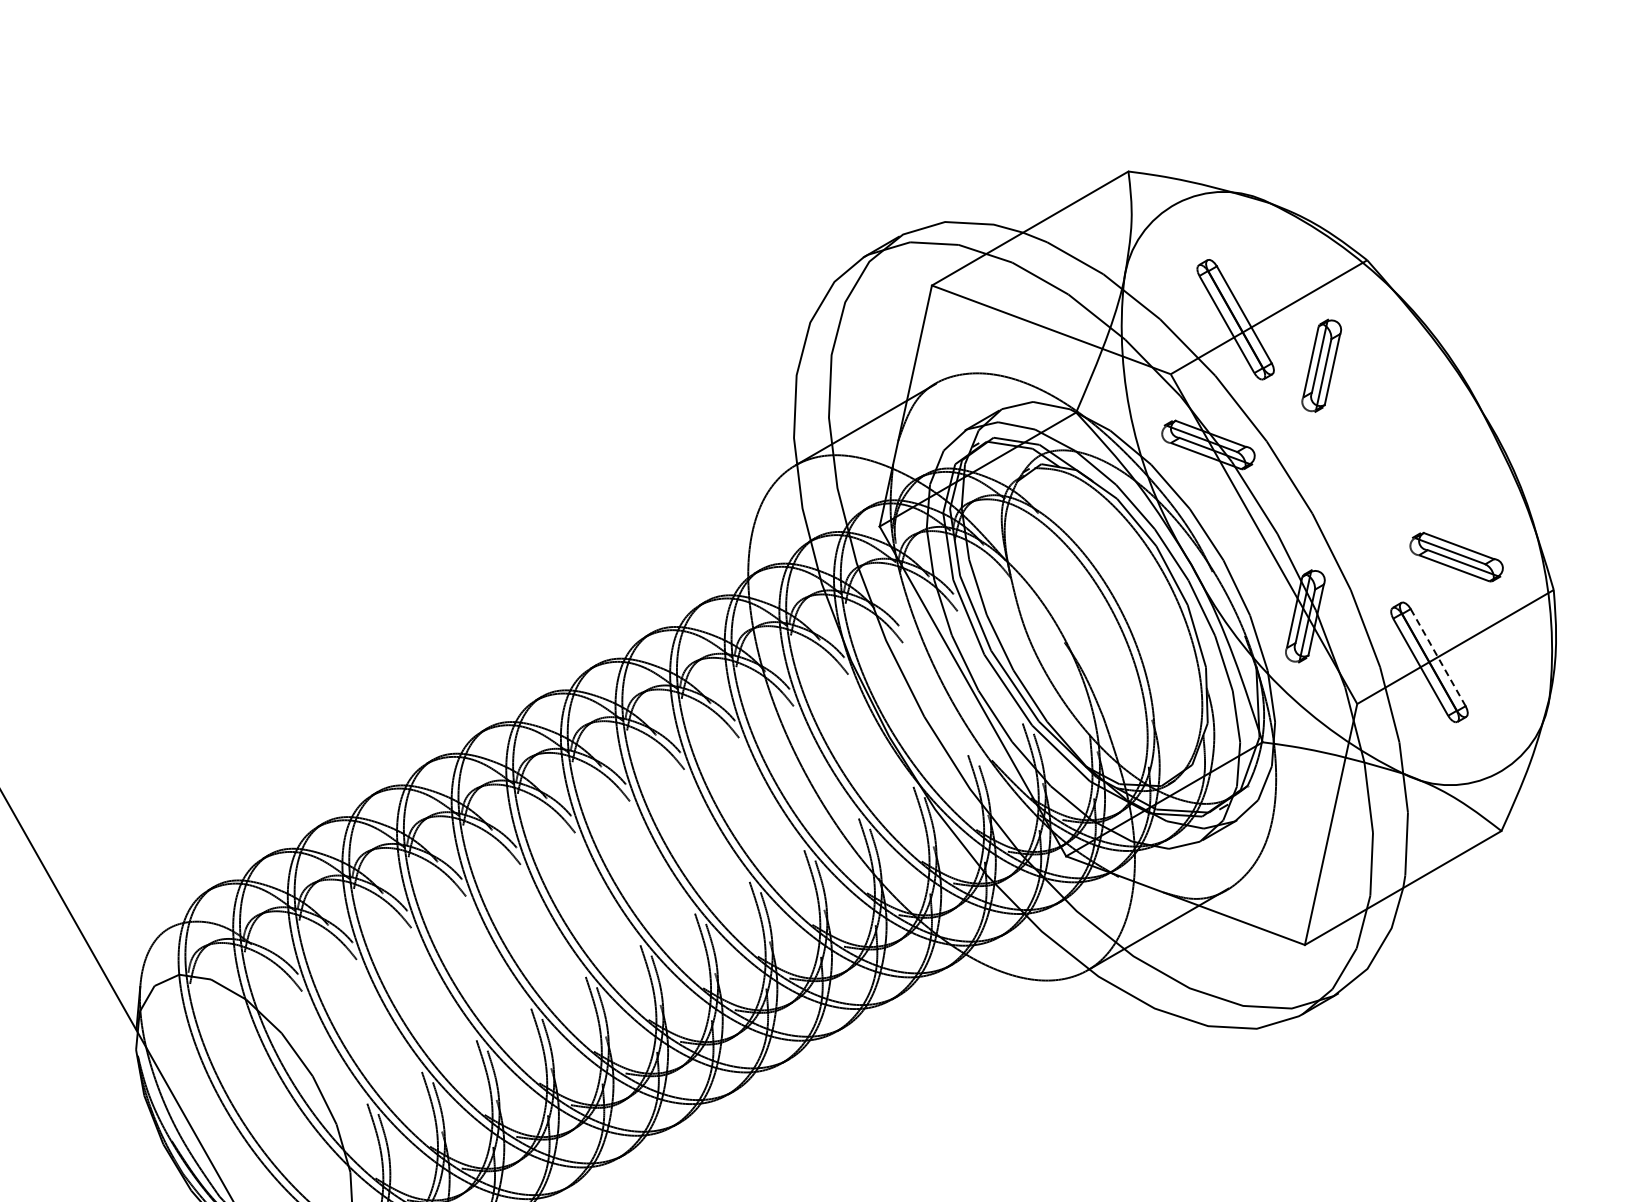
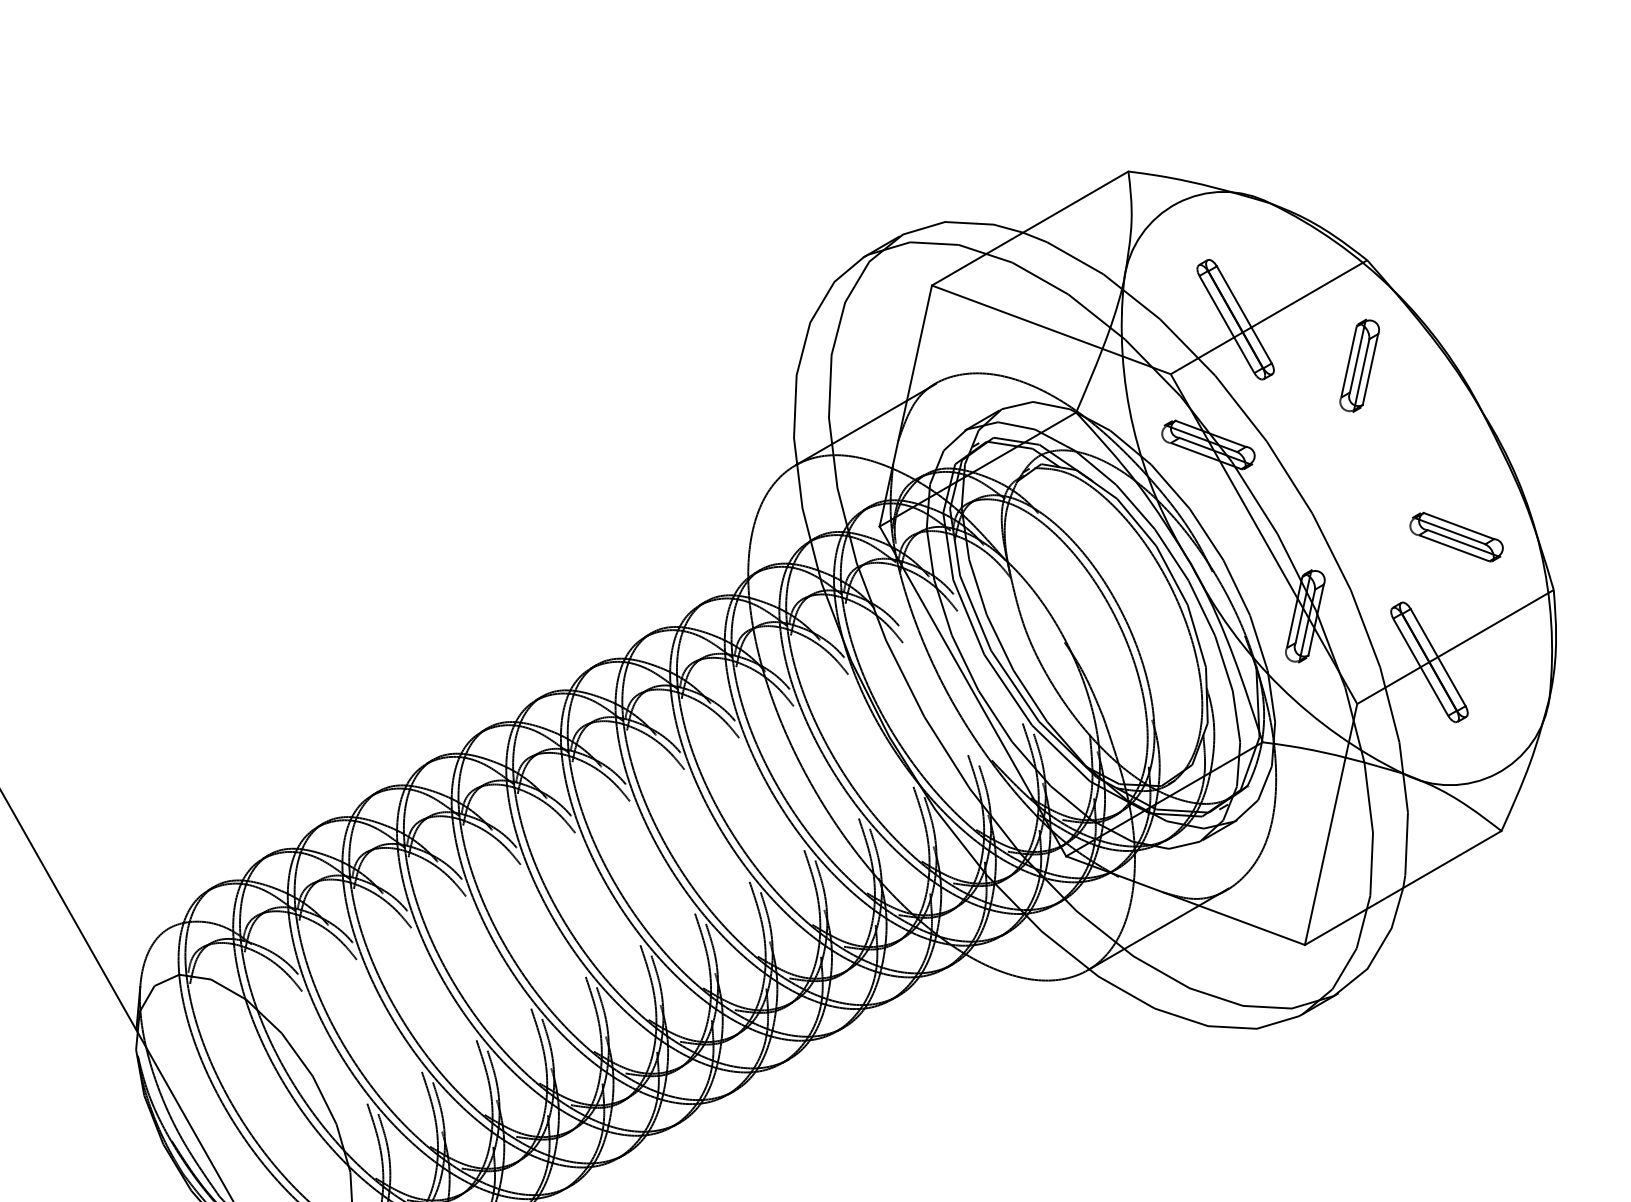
part position: (1321, 365) -> (1359, 365) (1359, 365)
part position: (1456, 557) -> (1456, 537) (1456, 537)
line: dashed -> solid (1438, 657)
